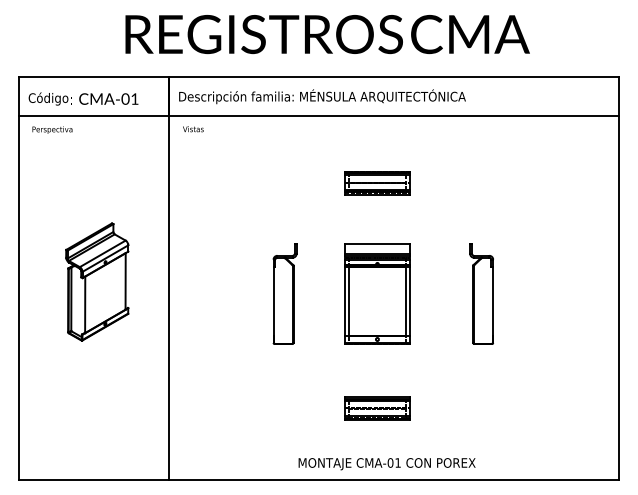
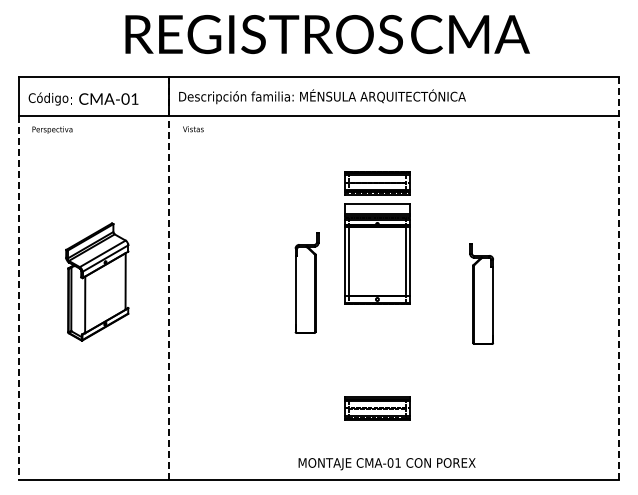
line: solid -> dashed (169, 279)
line: solid -> dashed (618, 279)
part position: (284, 293) -> (306, 282) (306, 282)
part position: (377, 293) -> (377, 253) (377, 253)
line: solid -> dashed (19, 298)
